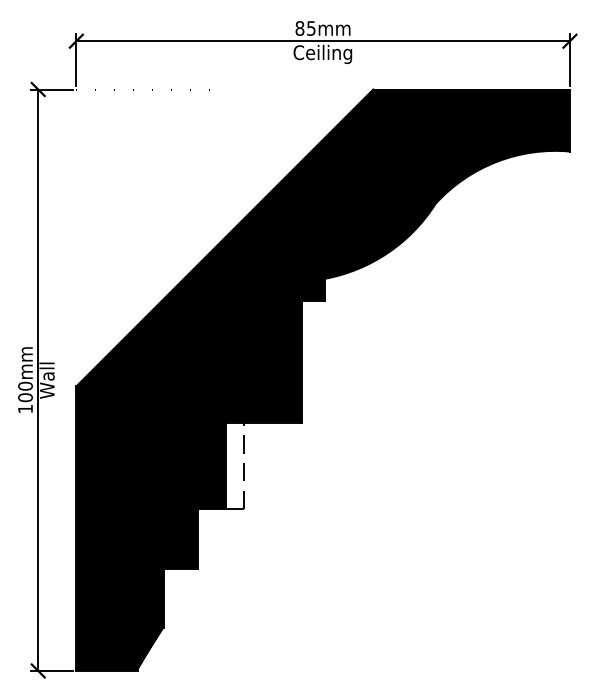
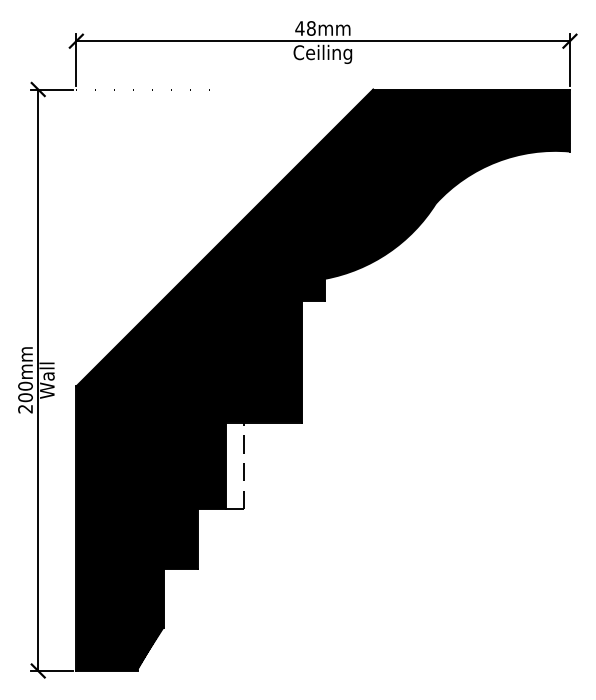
text: 85mm -> 48mm (305, 28)
text: 100mm -> 200mm (25, 409)
